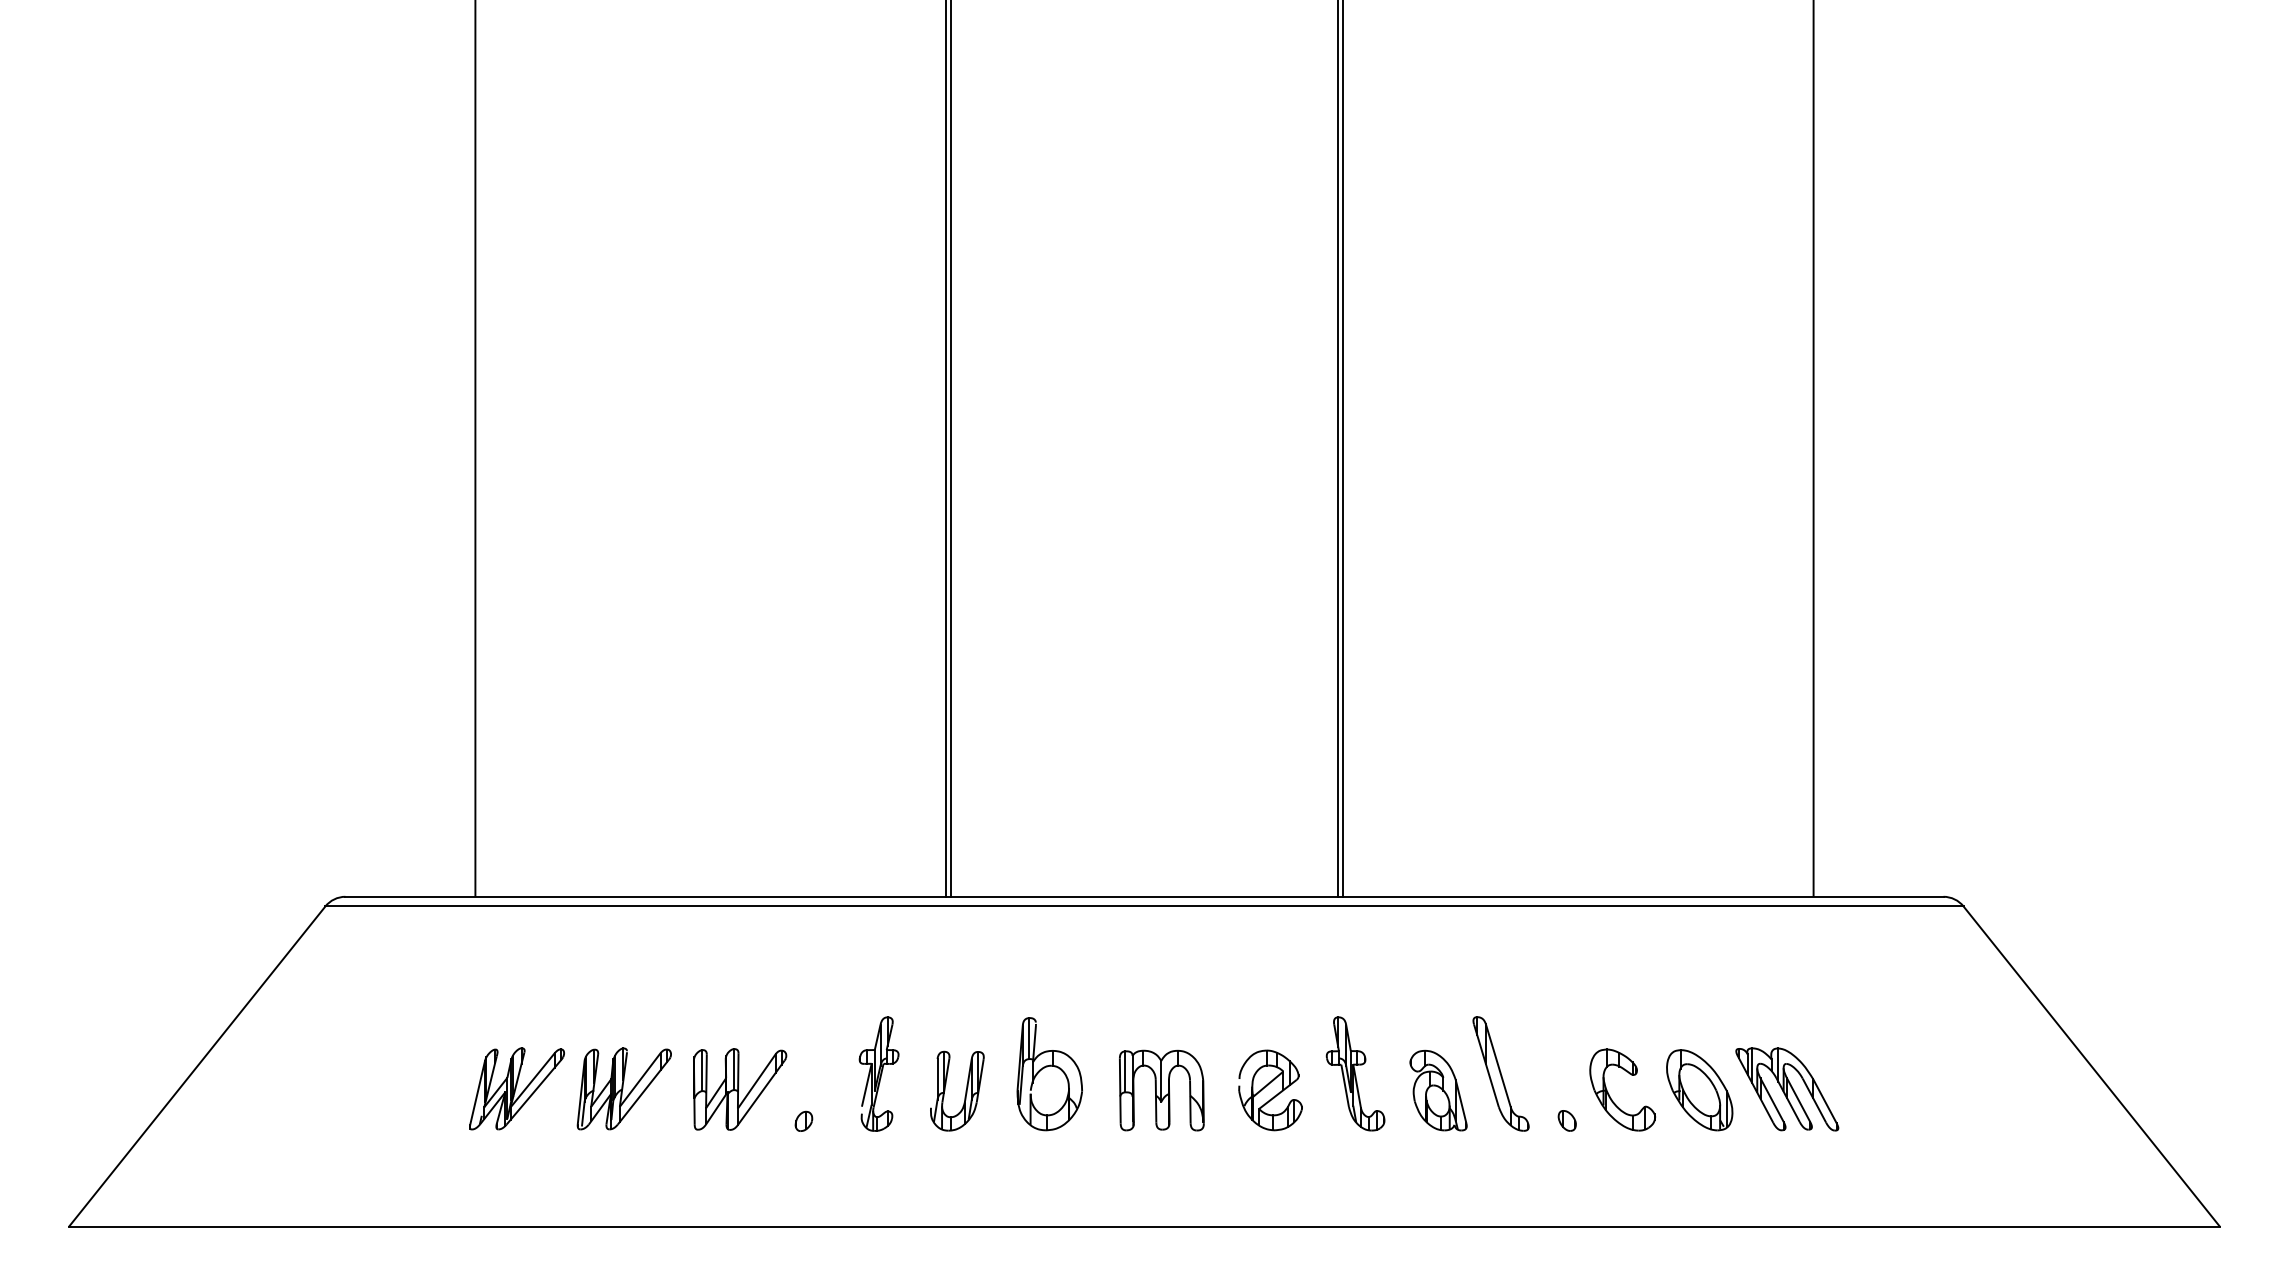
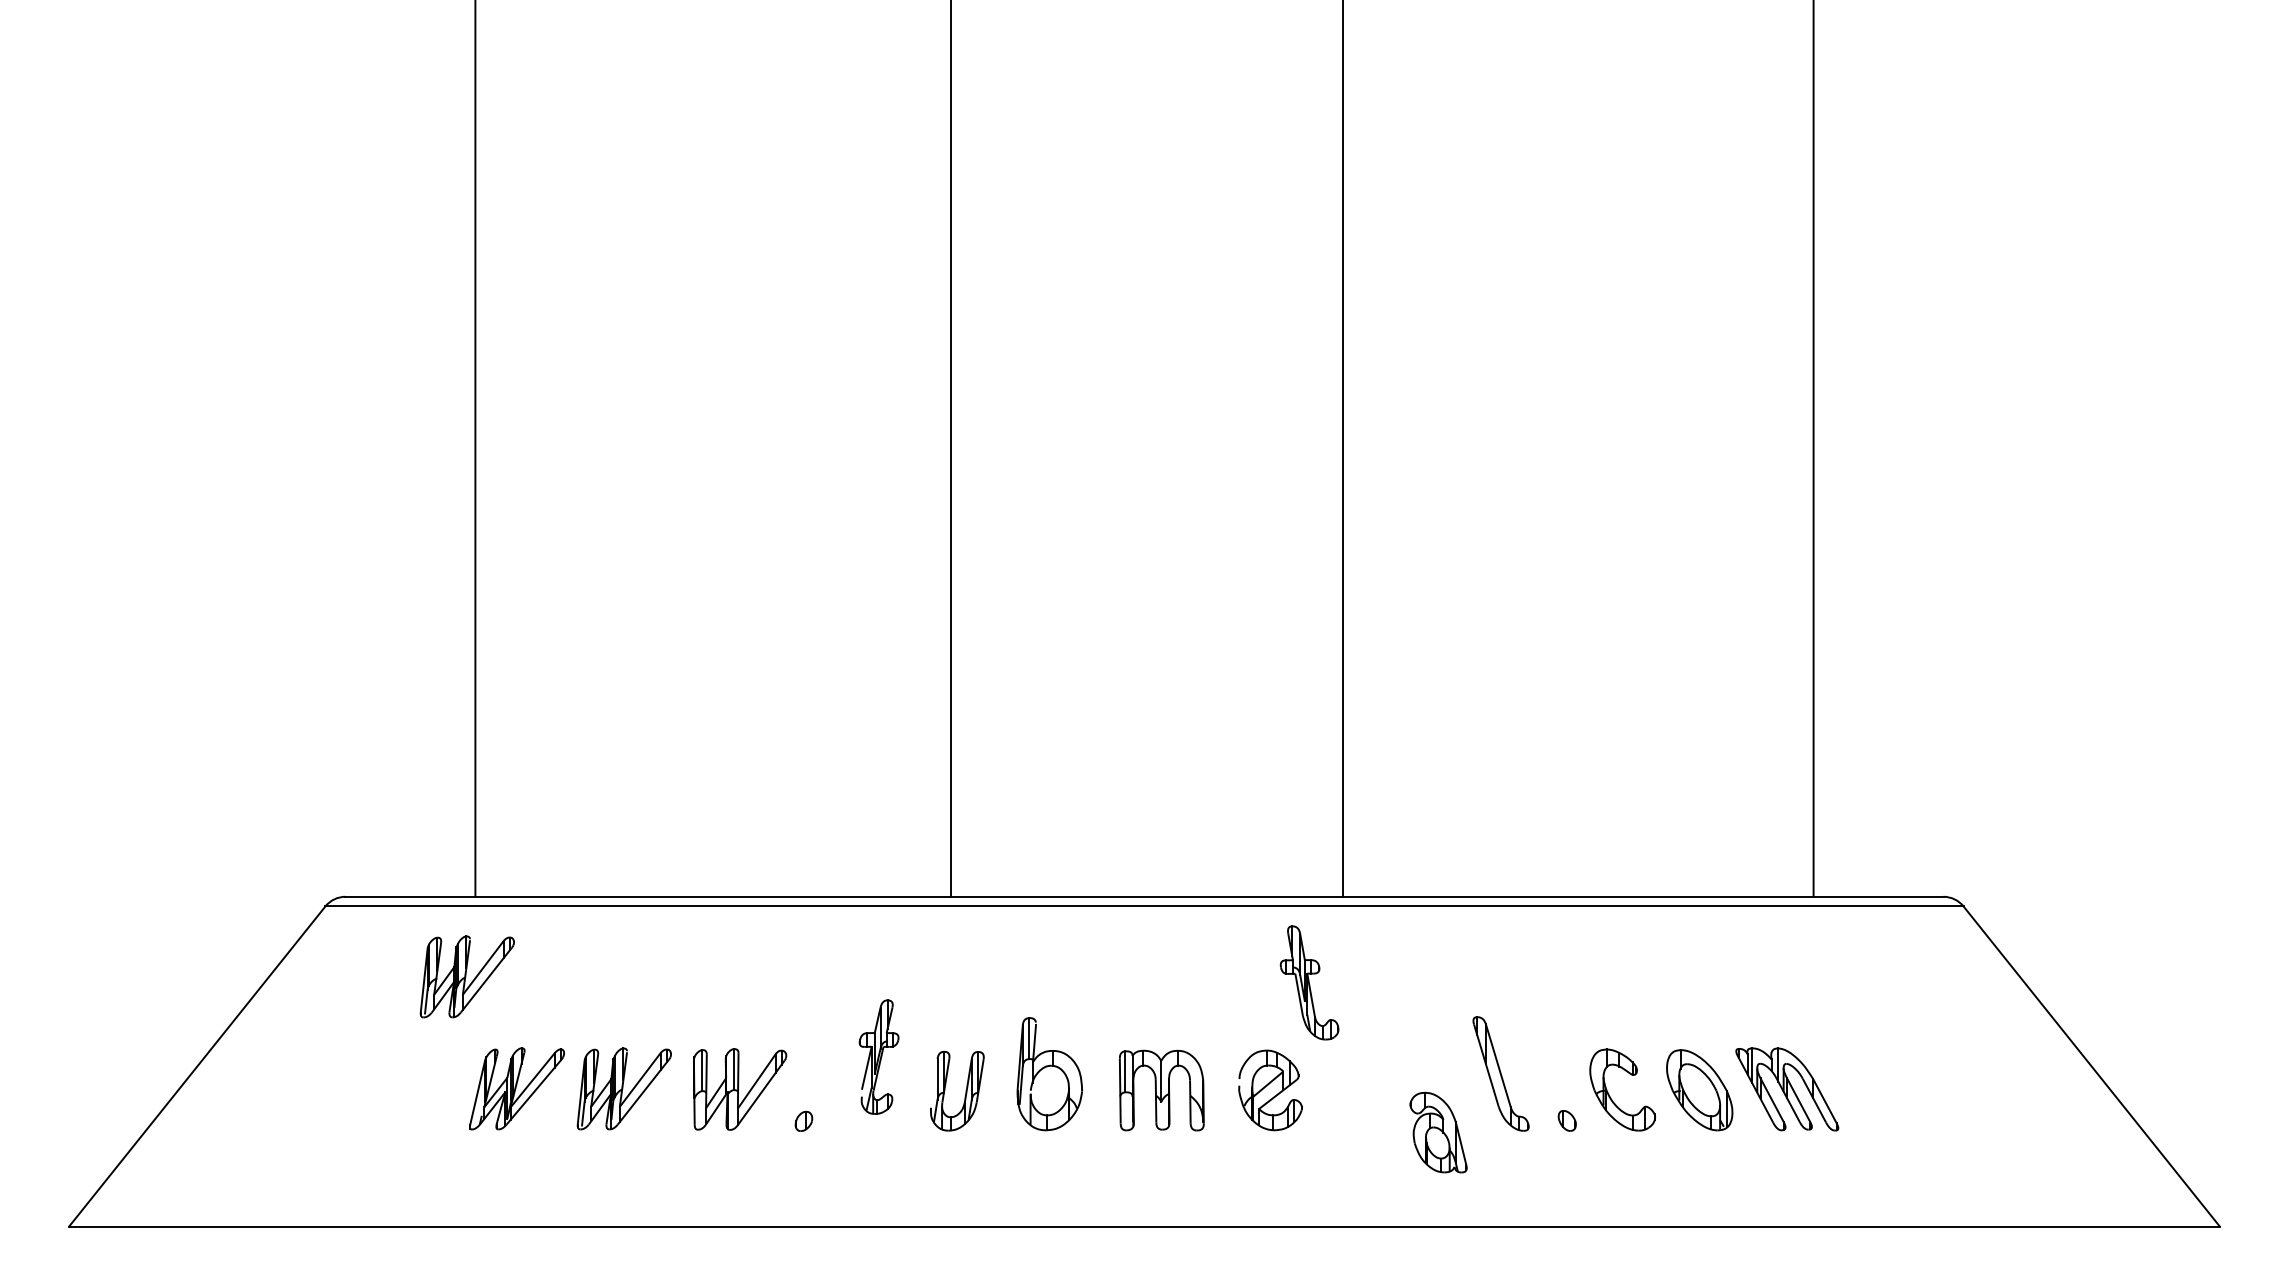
line: present -> none (945, 449)
line: present -> none (1338, 449)
part: none -> present (466, 976)
part position: (878, 1073) -> (878, 1056) (878, 1056)
part position: (1355, 1073) -> (1309, 982) (1309, 982)
part position: (1438, 1090) -> (1438, 1132) (1438, 1132)
